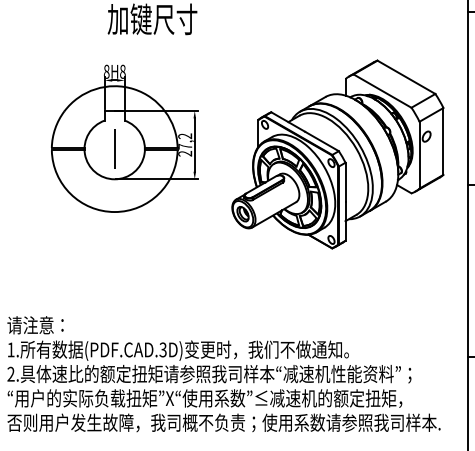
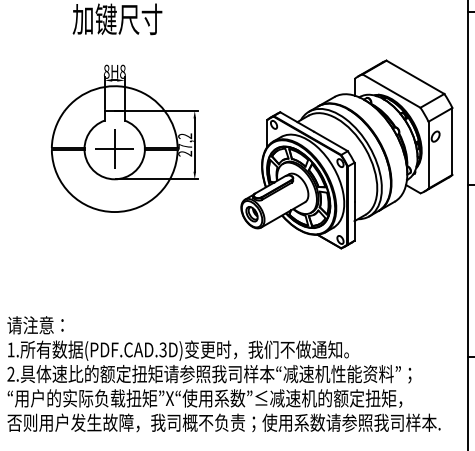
text position: (152, 19) -> (117, 19) (117, 19)
line: none -> present (114, 149)
part position: (337, 154) -> (346, 154) (346, 154)
